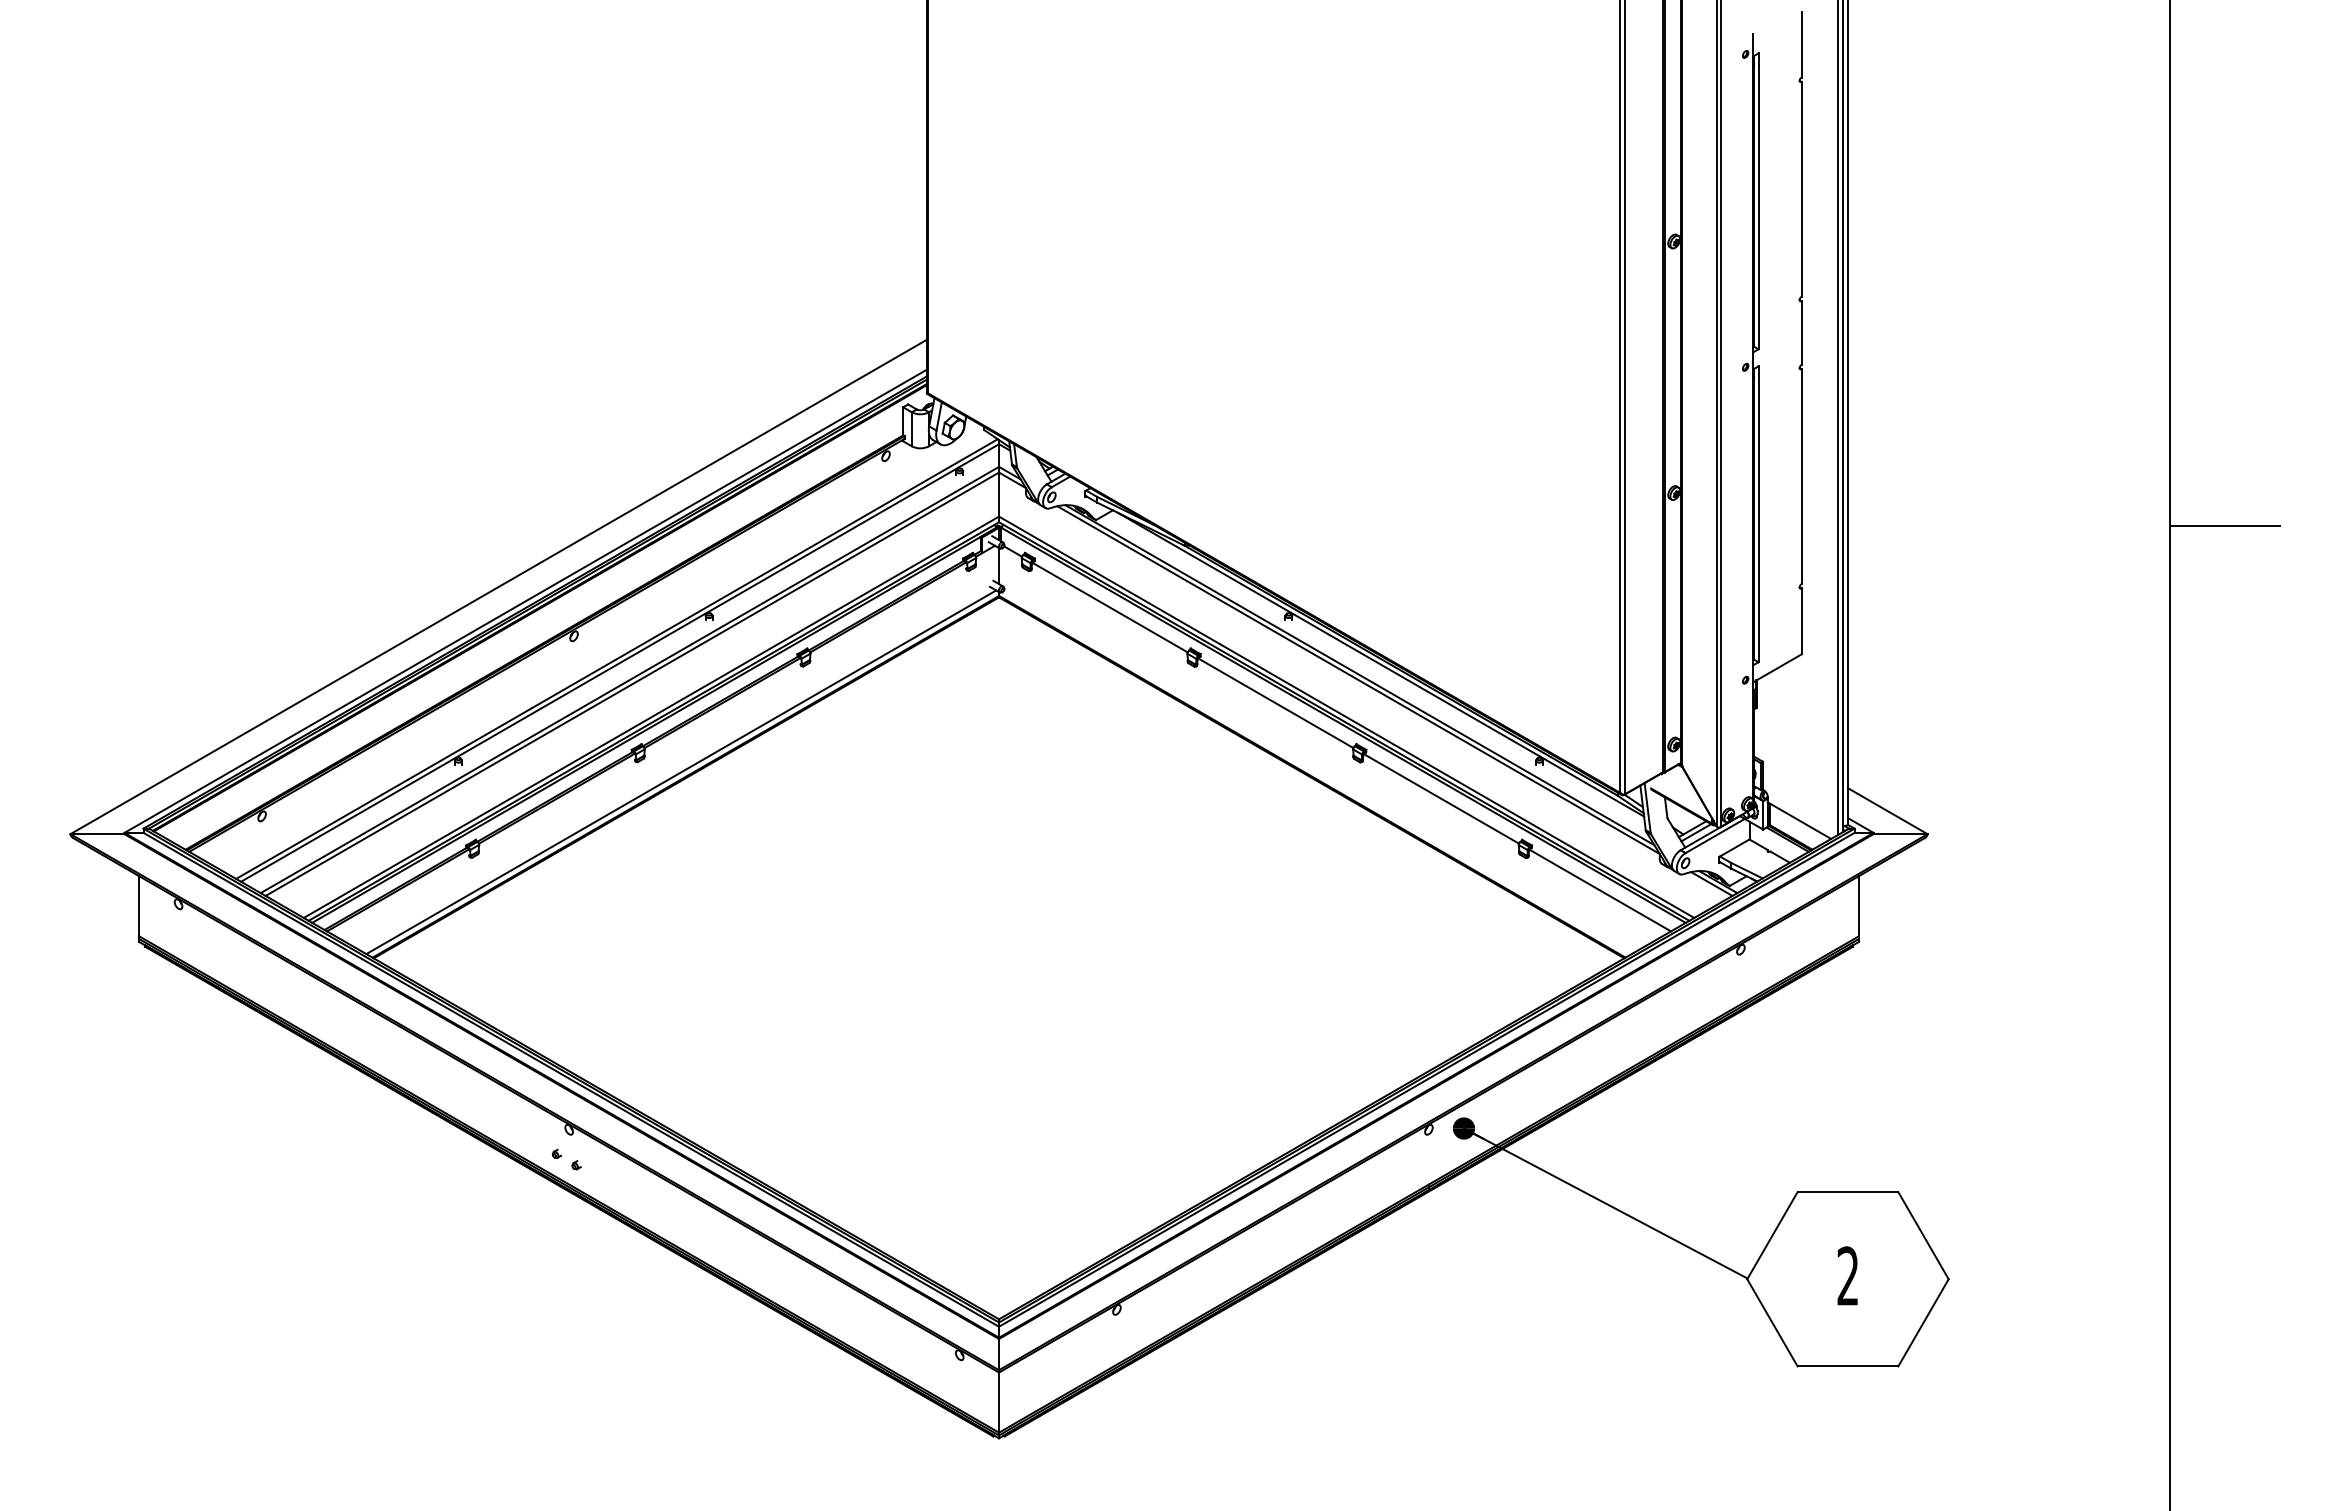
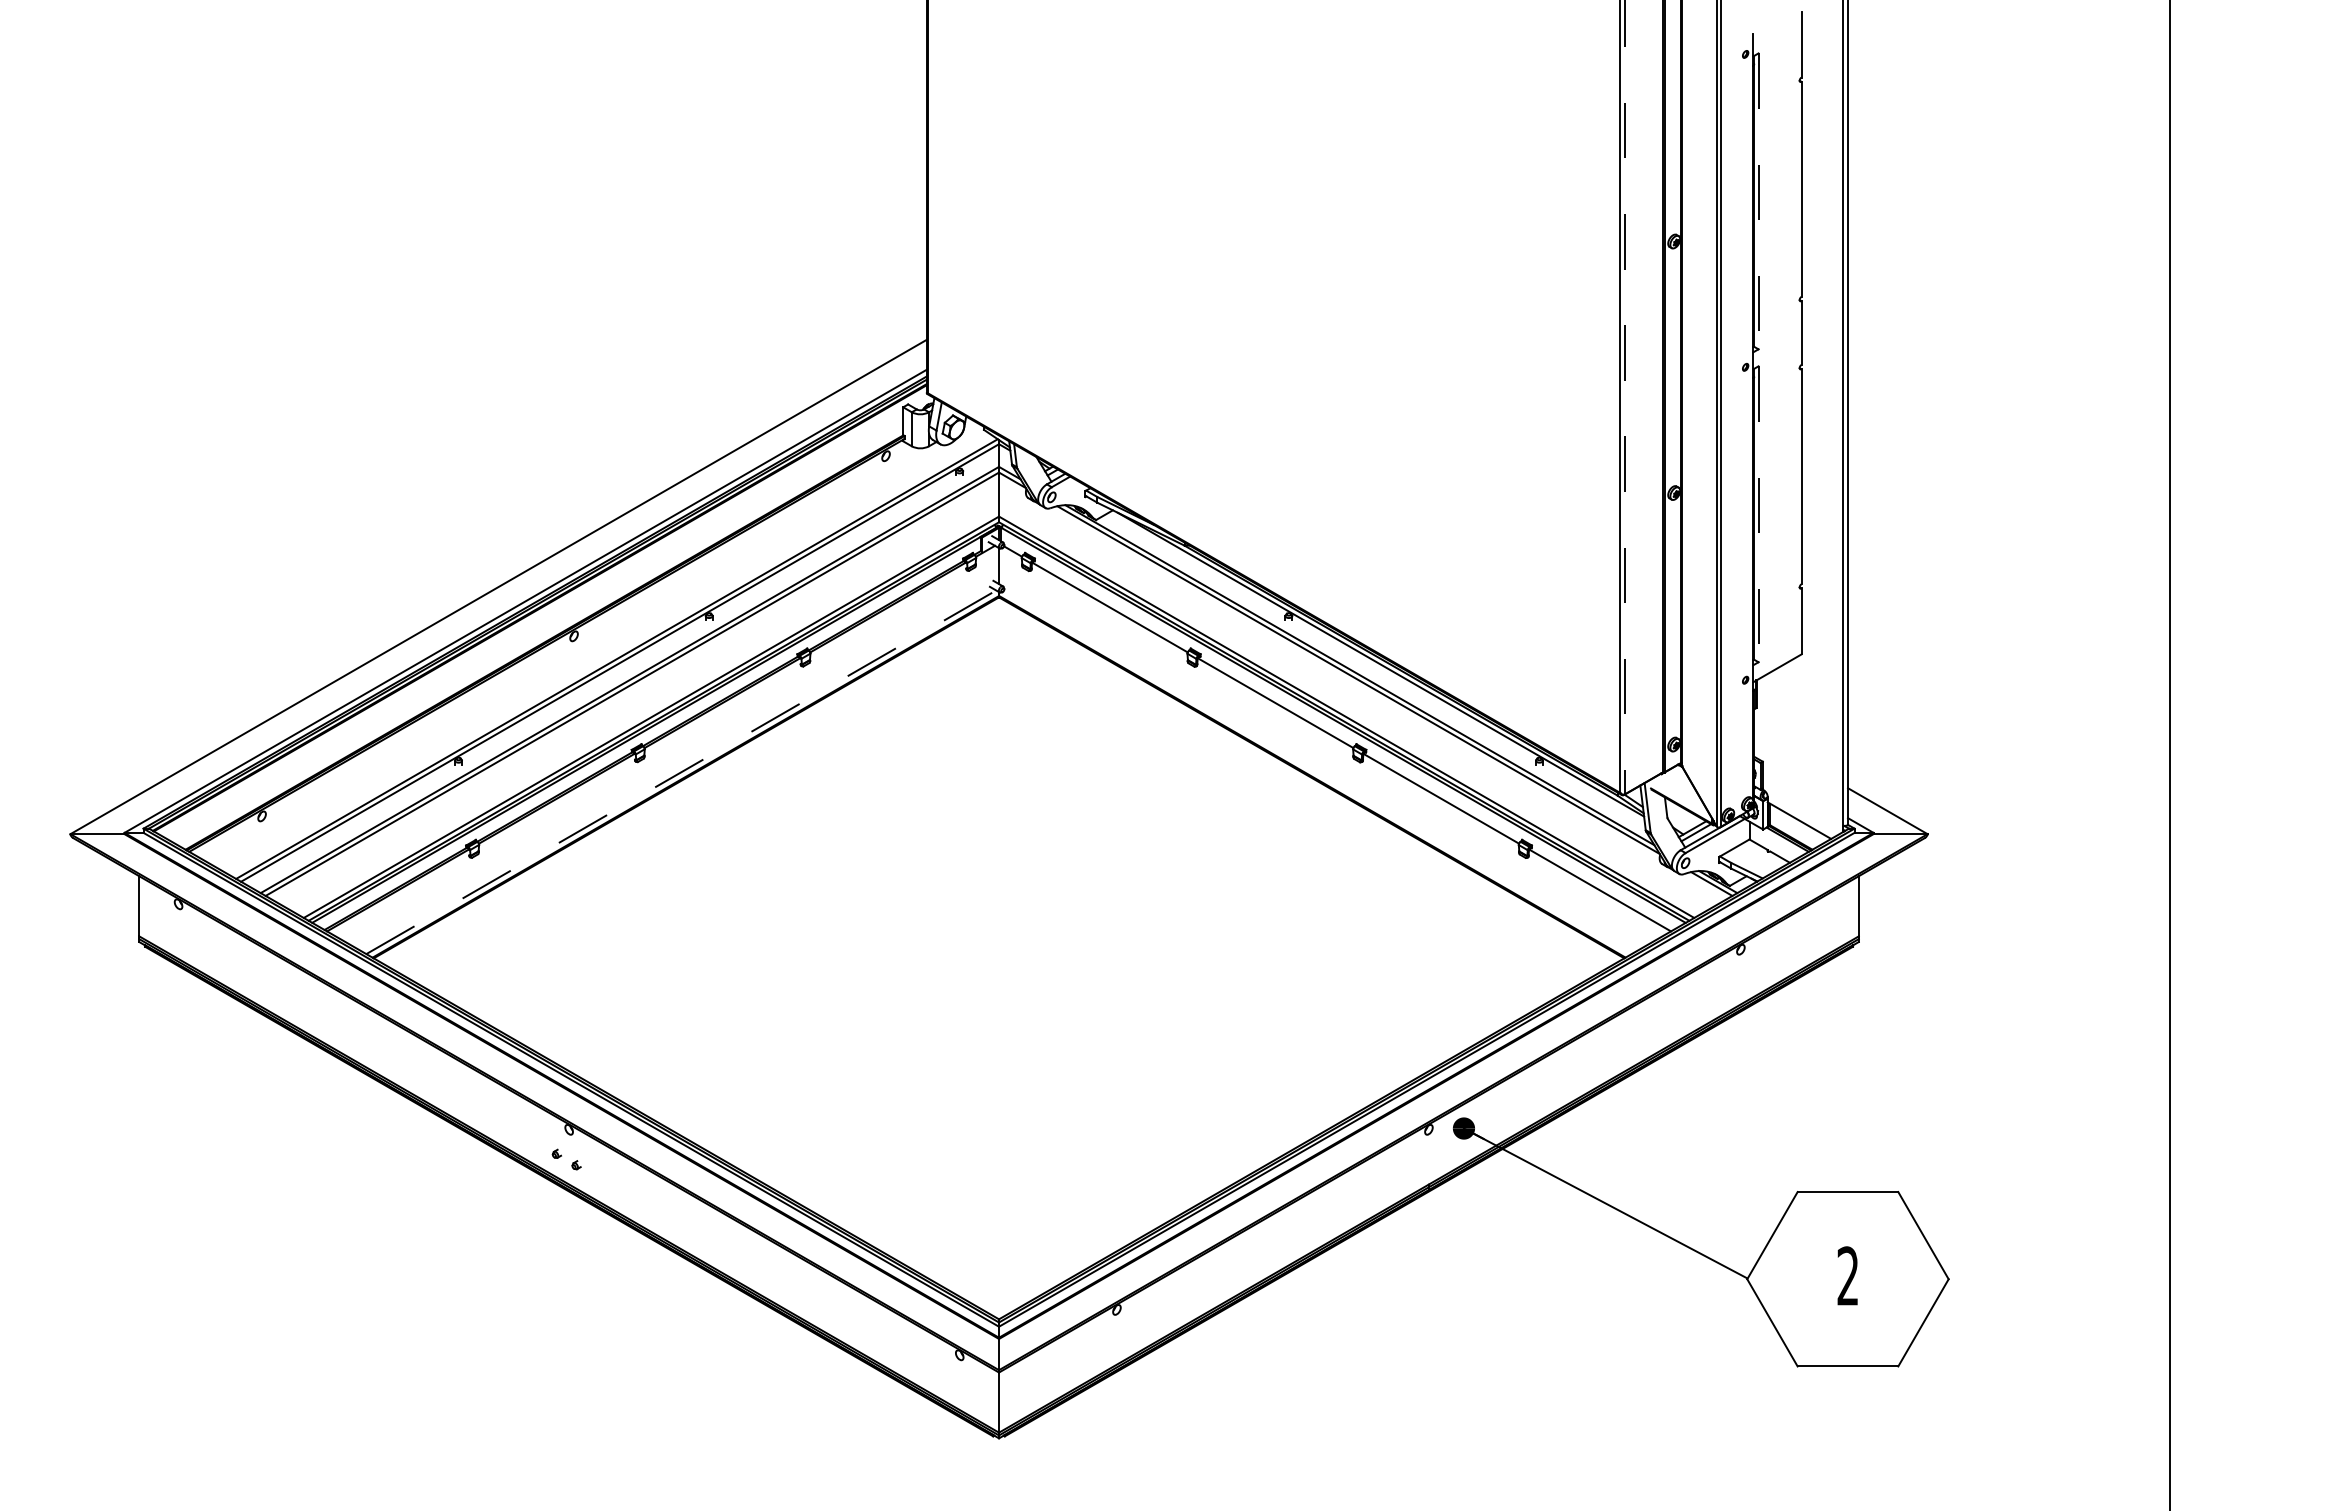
line: solid -> dashed (1758, 201)
line: solid -> dashed (1625, 397)
line: present -> none (1838, 418)
line: solid -> dashed (1758, 514)
line: present -> none (2224, 526)
line: solid -> dashed (681, 772)
